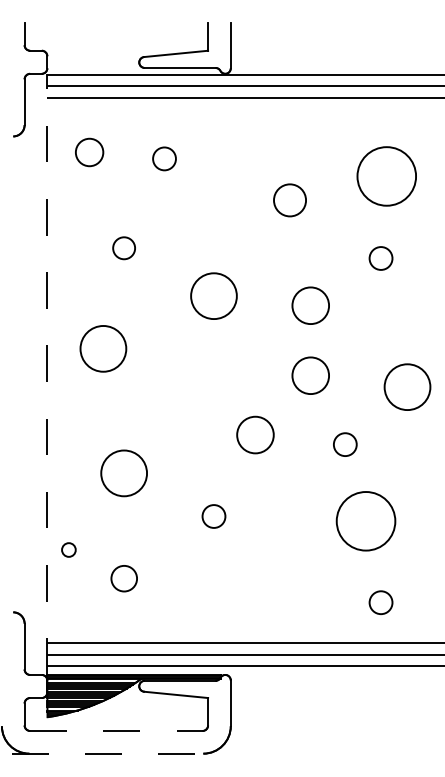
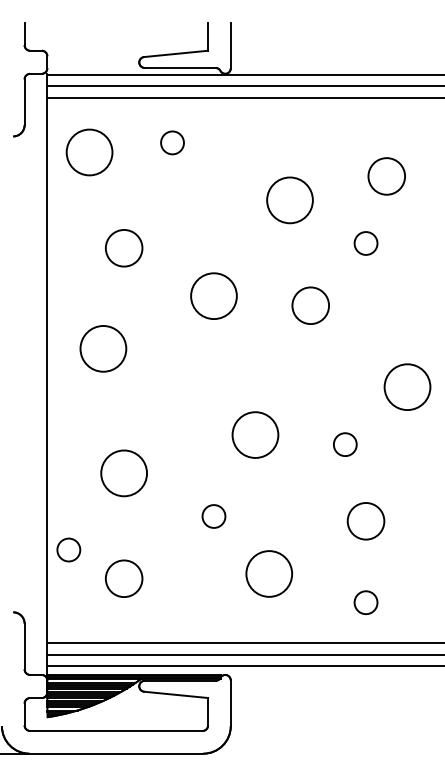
circle diameter: 27 px -> 46 px (89, 152)
circle position: (164, 158) -> (172, 142) (172, 142)
circle diameter: 59 px -> 37 px (386, 176)
circle diameter: 32 px -> 46 px (289, 200)
circle diameter: 22 px -> 37 px (123, 247)
circle position: (380, 258) -> (365, 243) (365, 243)
line: dashed -> solid (47, 374)
circle: present -> none (310, 375)
circle size: 39x40 px -> 49x48 px (255, 434)
circle diameter: 59 px -> 37 px (365, 520)
circle size: 16x16 px -> 26x26 px (68, 549)
circle: none -> present (269, 573)
circle size: 28x28 px -> 39x39 px (124, 578)
circle position: (380, 602) -> (365, 602) (365, 602)
line: dashed -> solid (116, 730)
line: dashed -> solid (102, 753)
